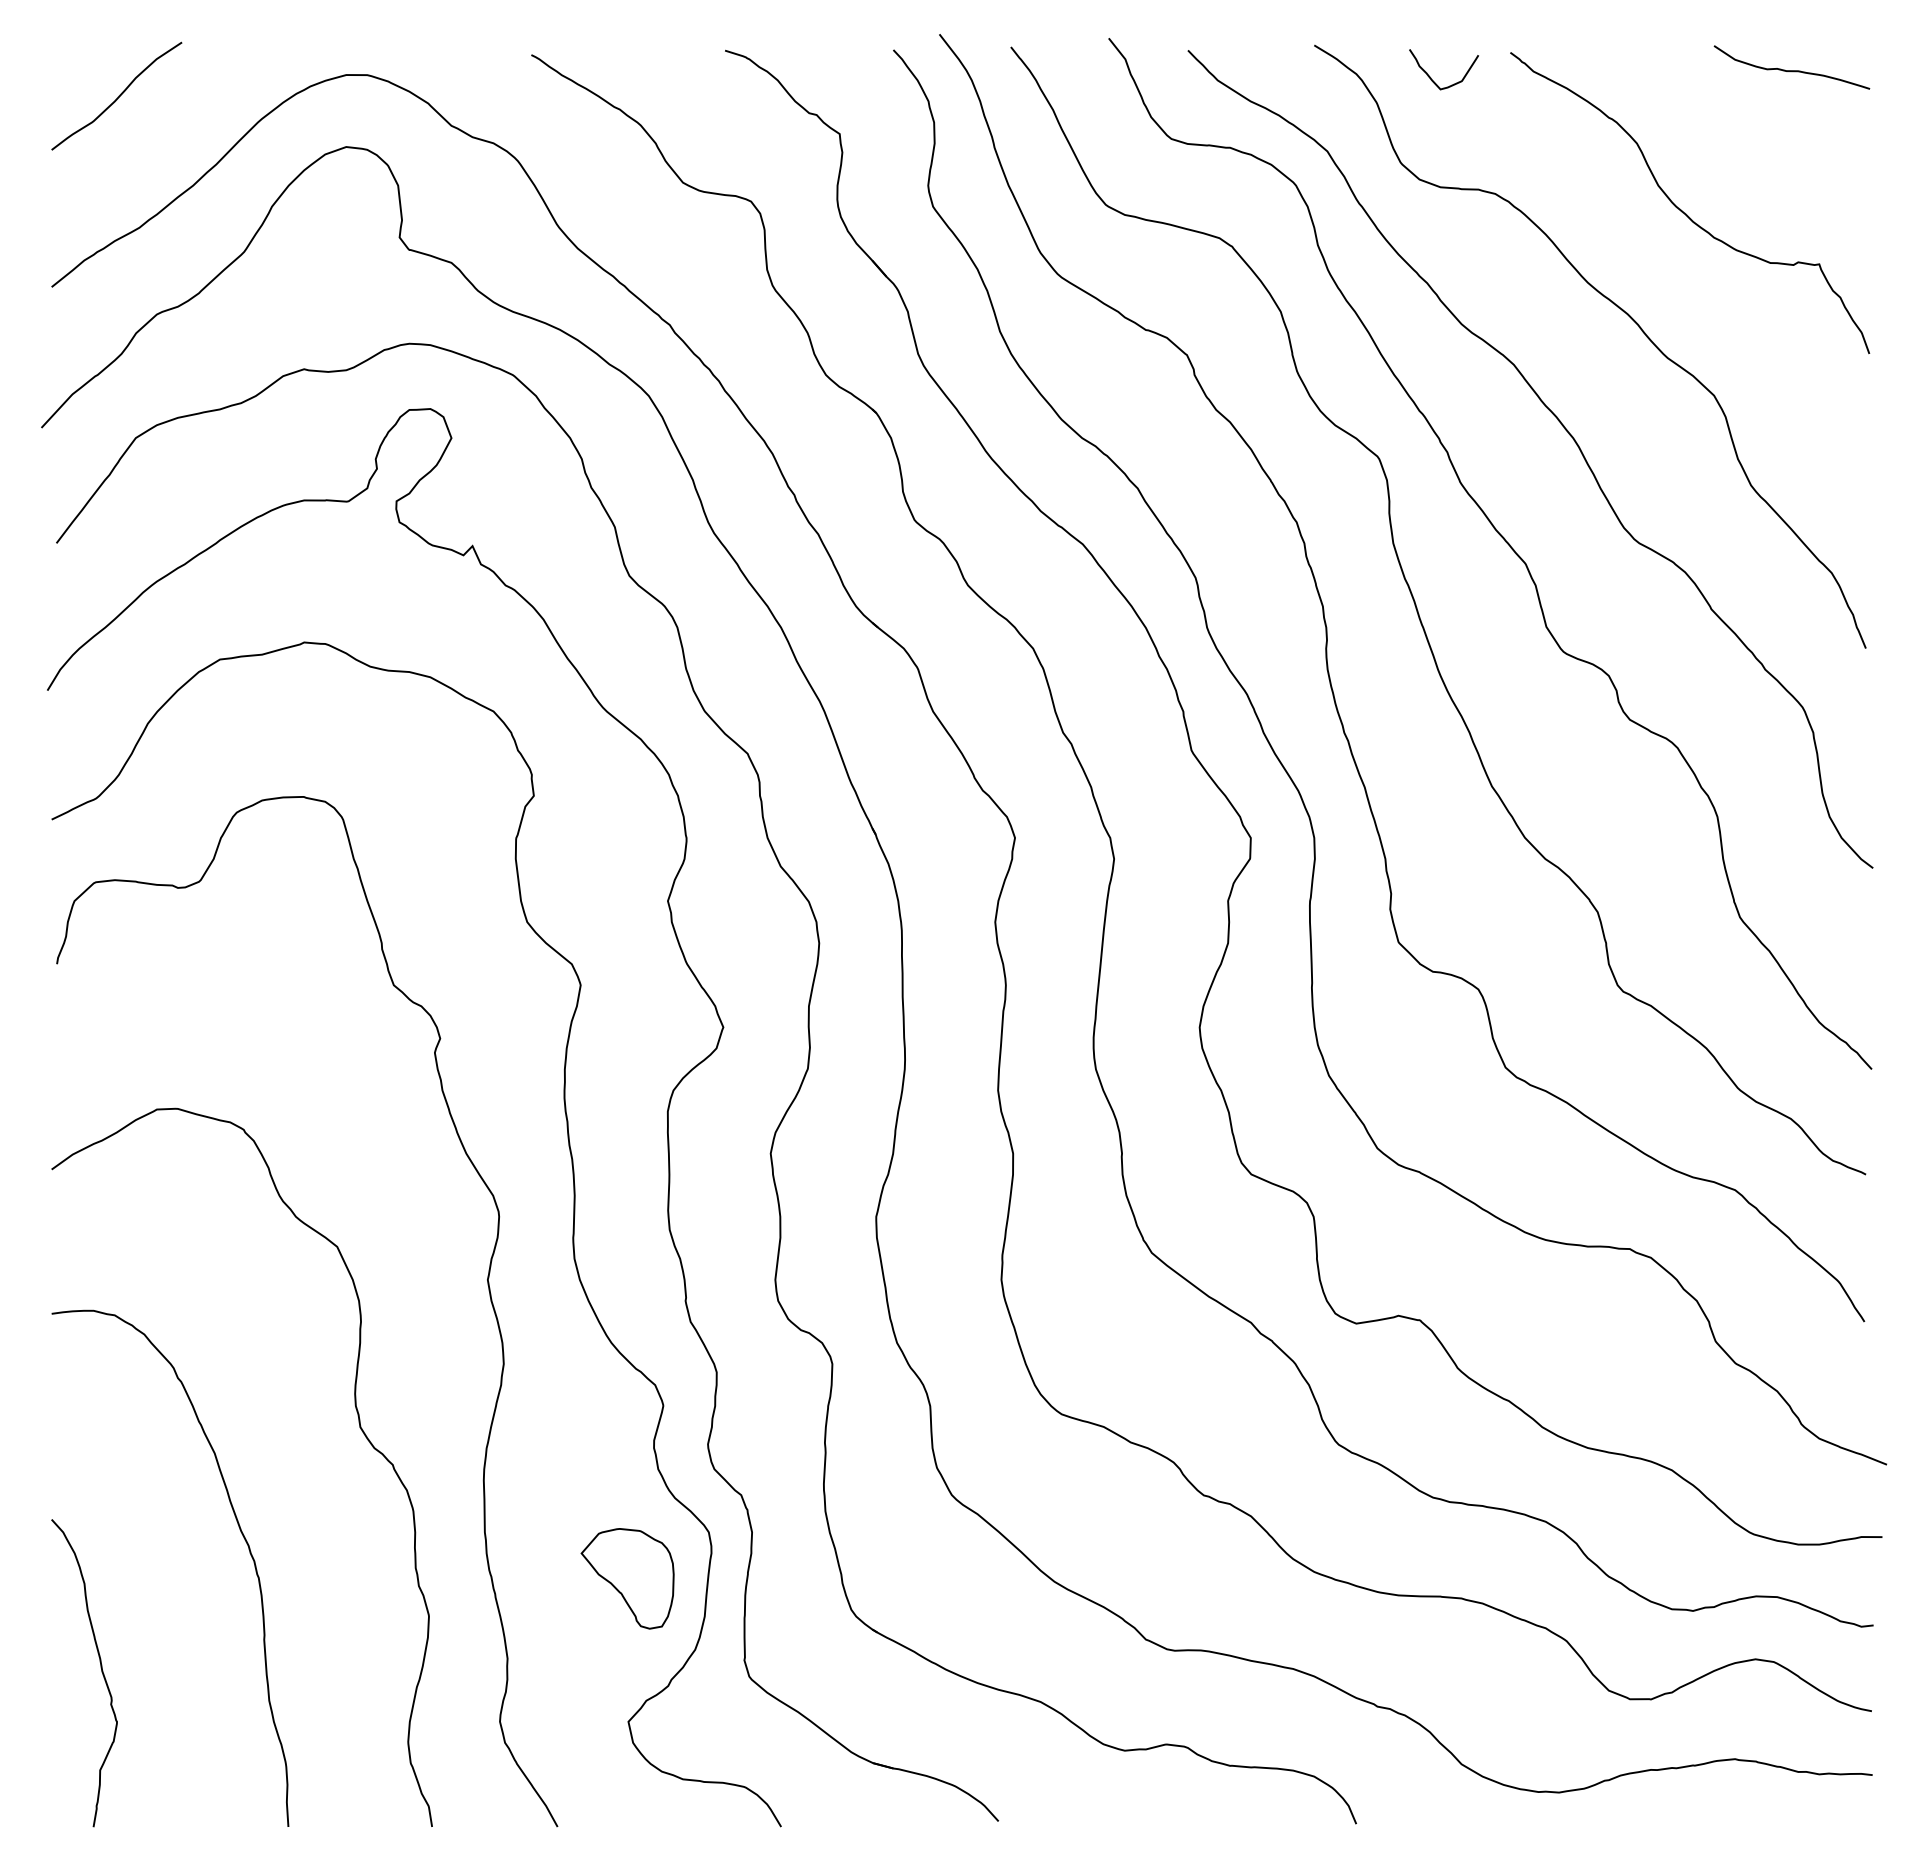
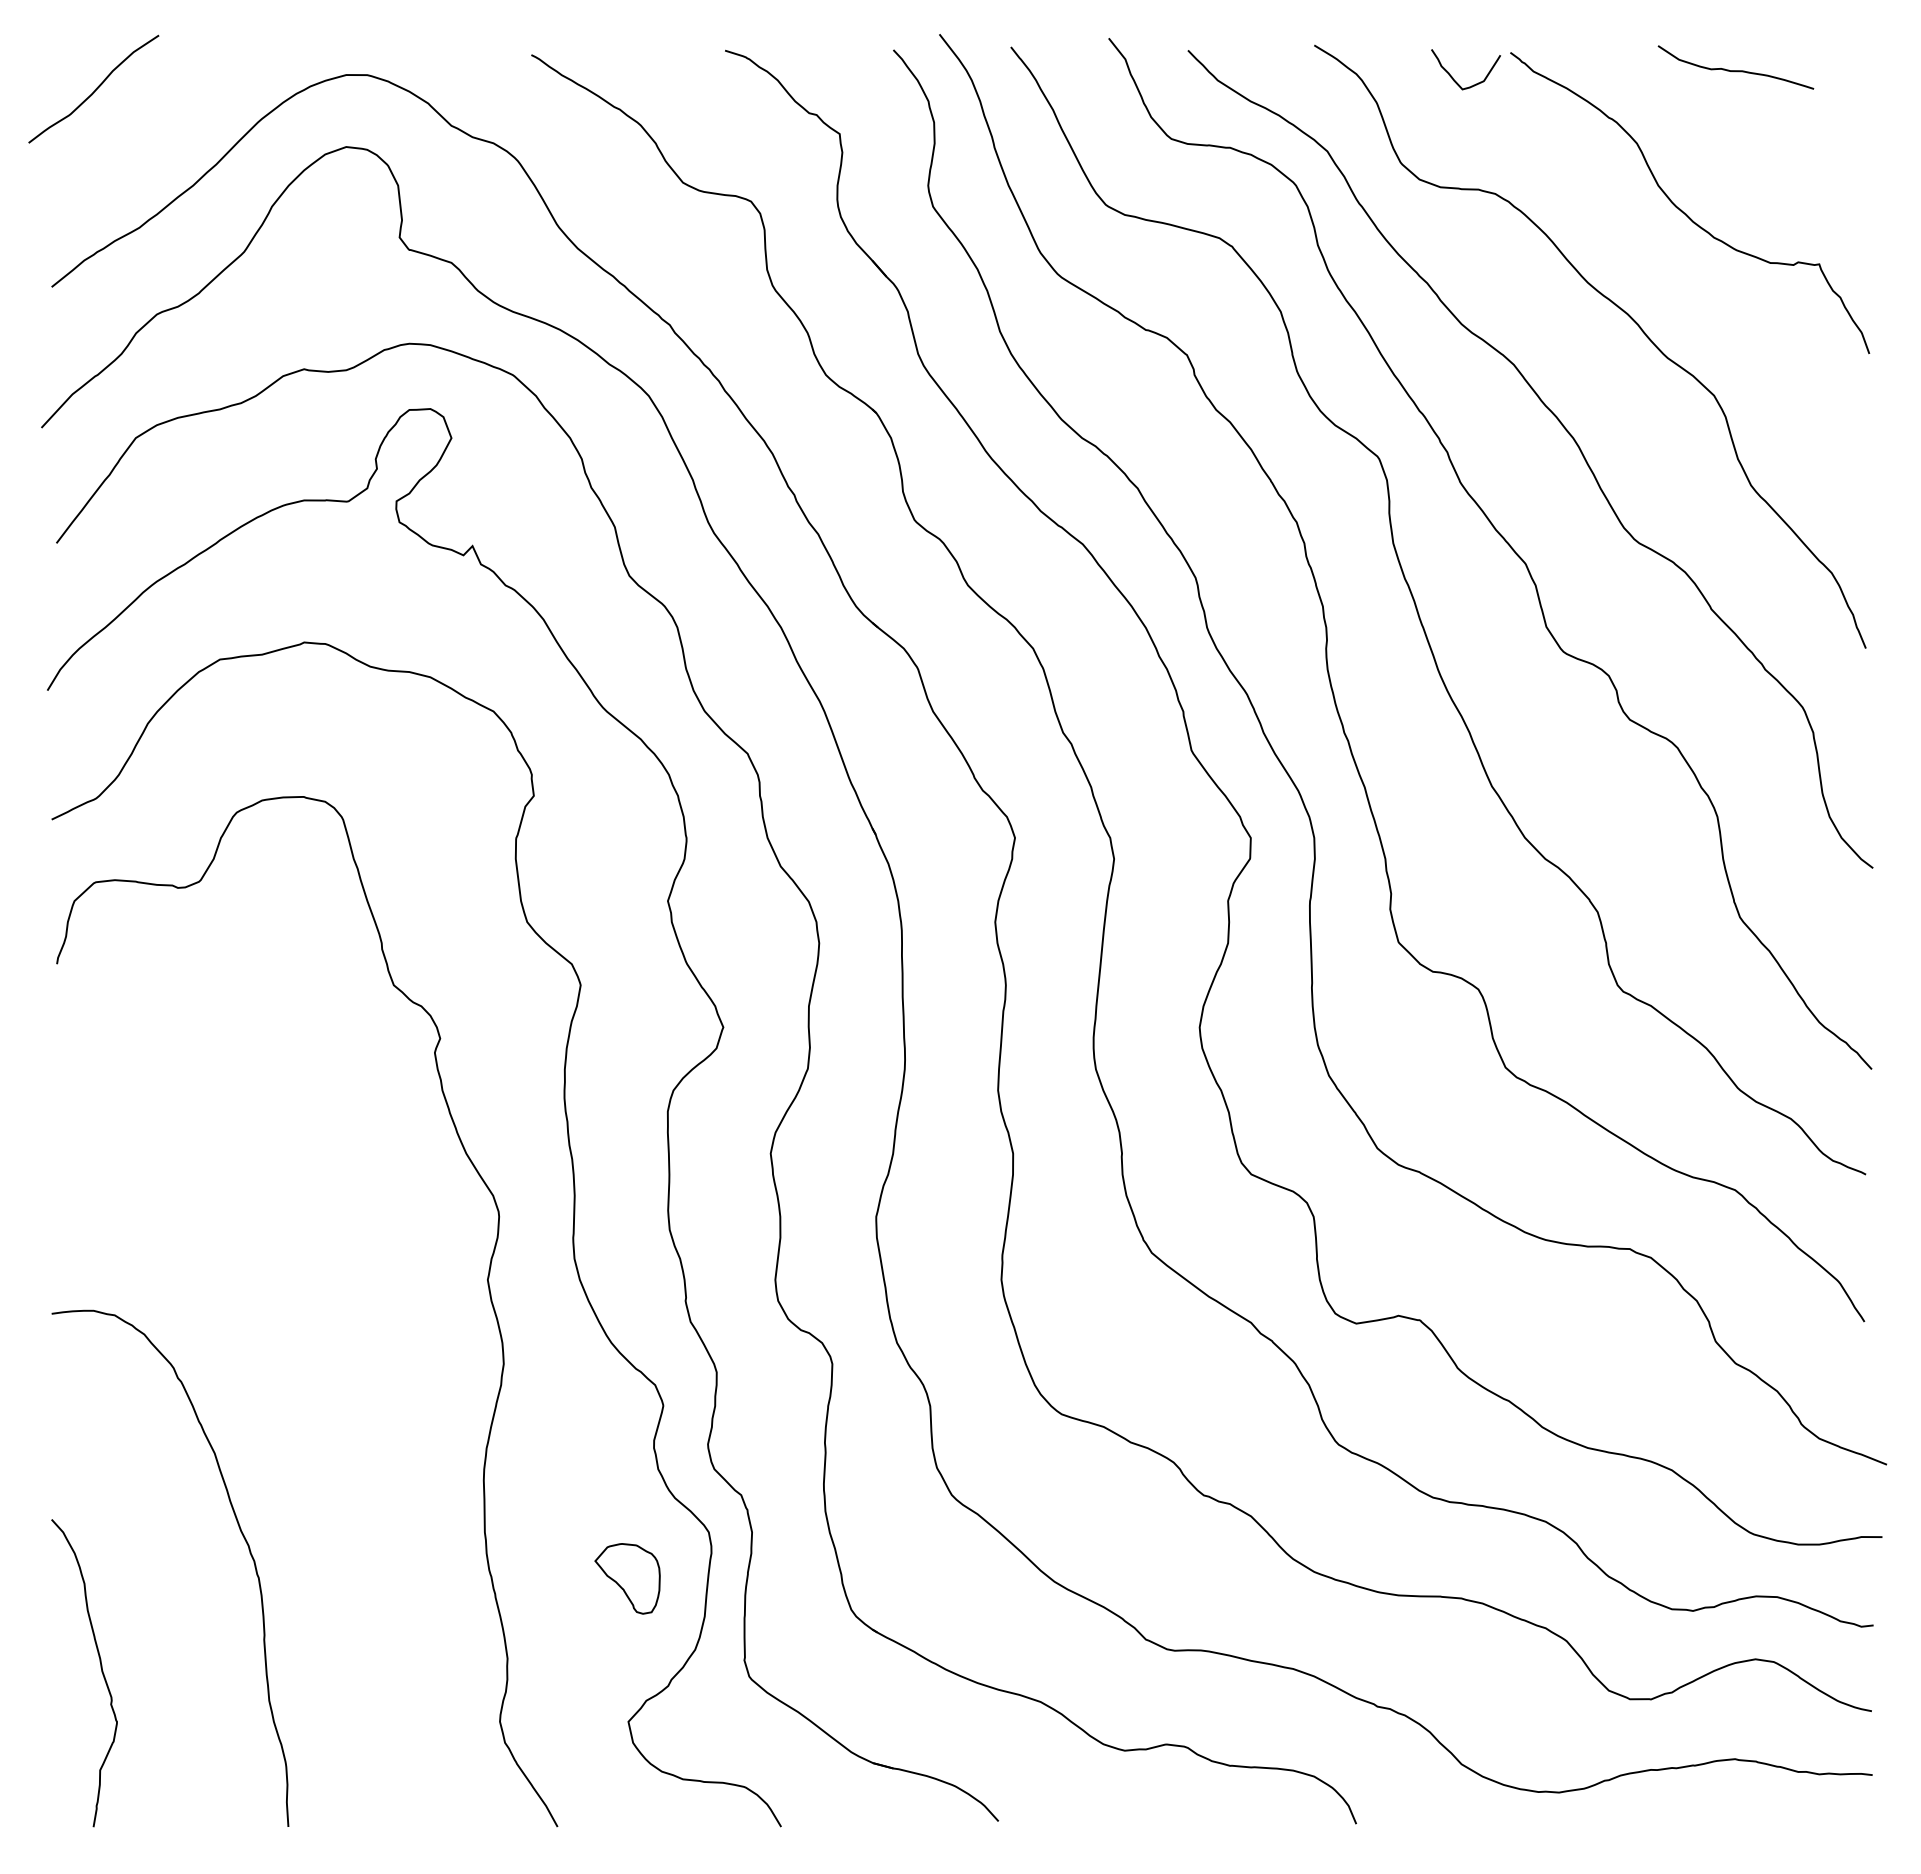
curve position: (1791, 70) -> (1735, 70) (1735, 70)
curve position: (1431, 77) -> (1453, 77) (1453, 77)
curve position: (118, 96) -> (95, 89) (95, 89)
curve: present -> none (359, 1427)
part size: 95x102 px -> 67x72 px (627, 1578)
